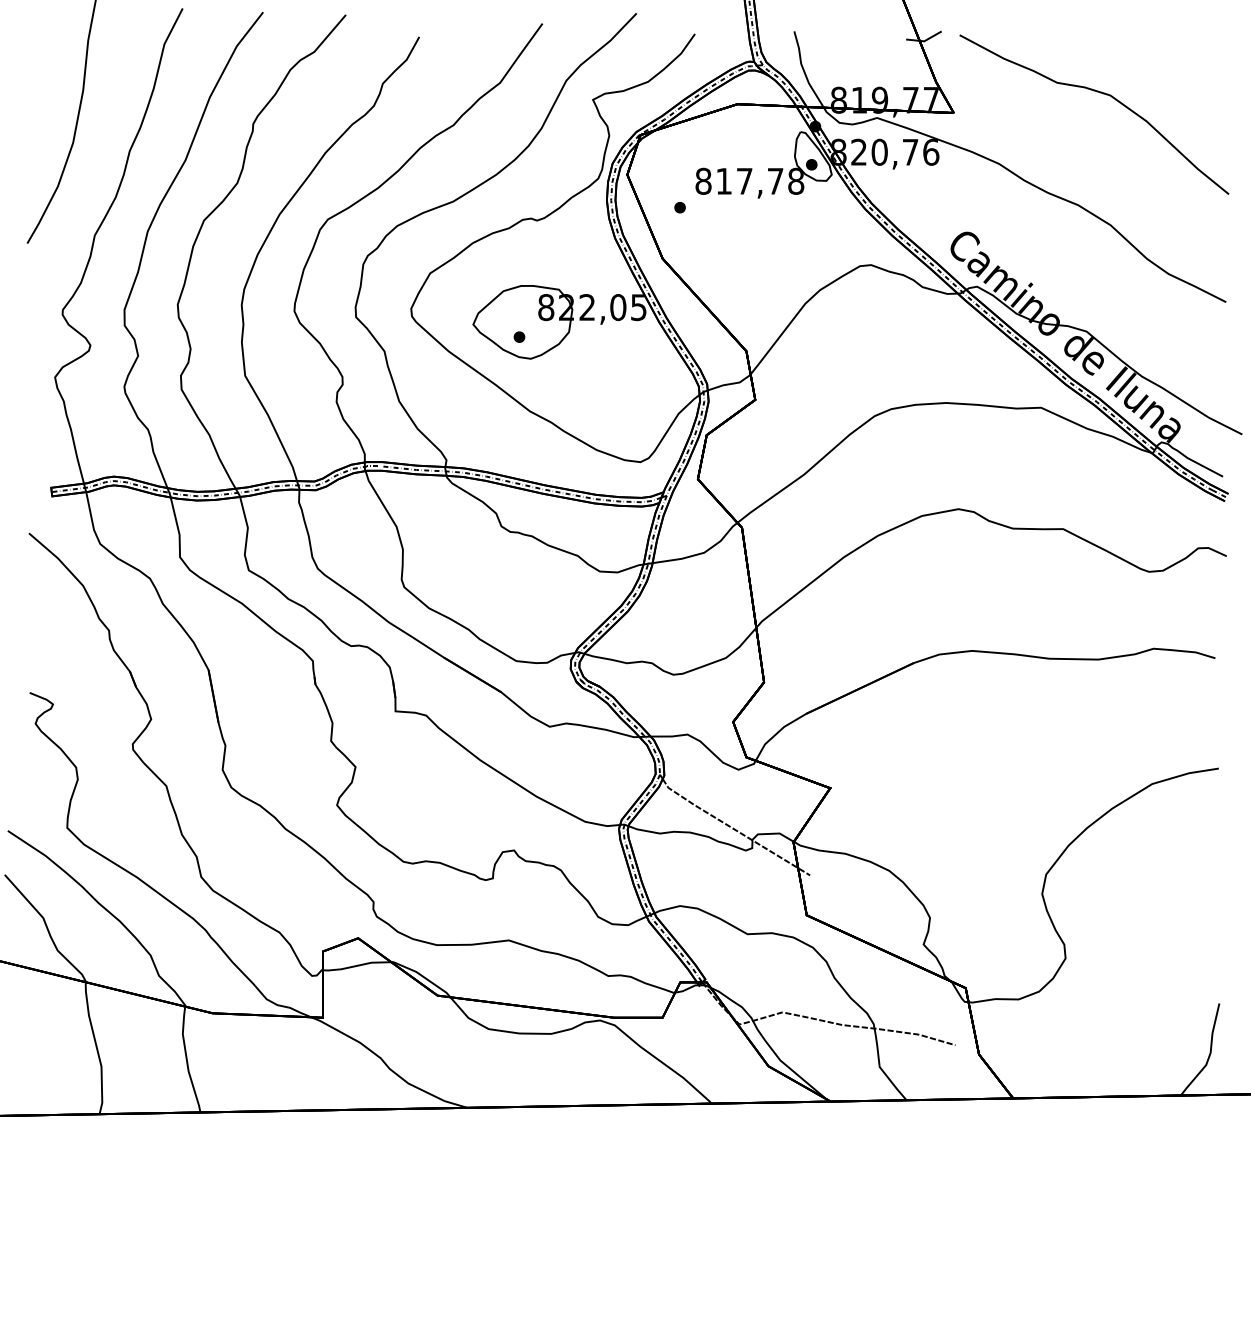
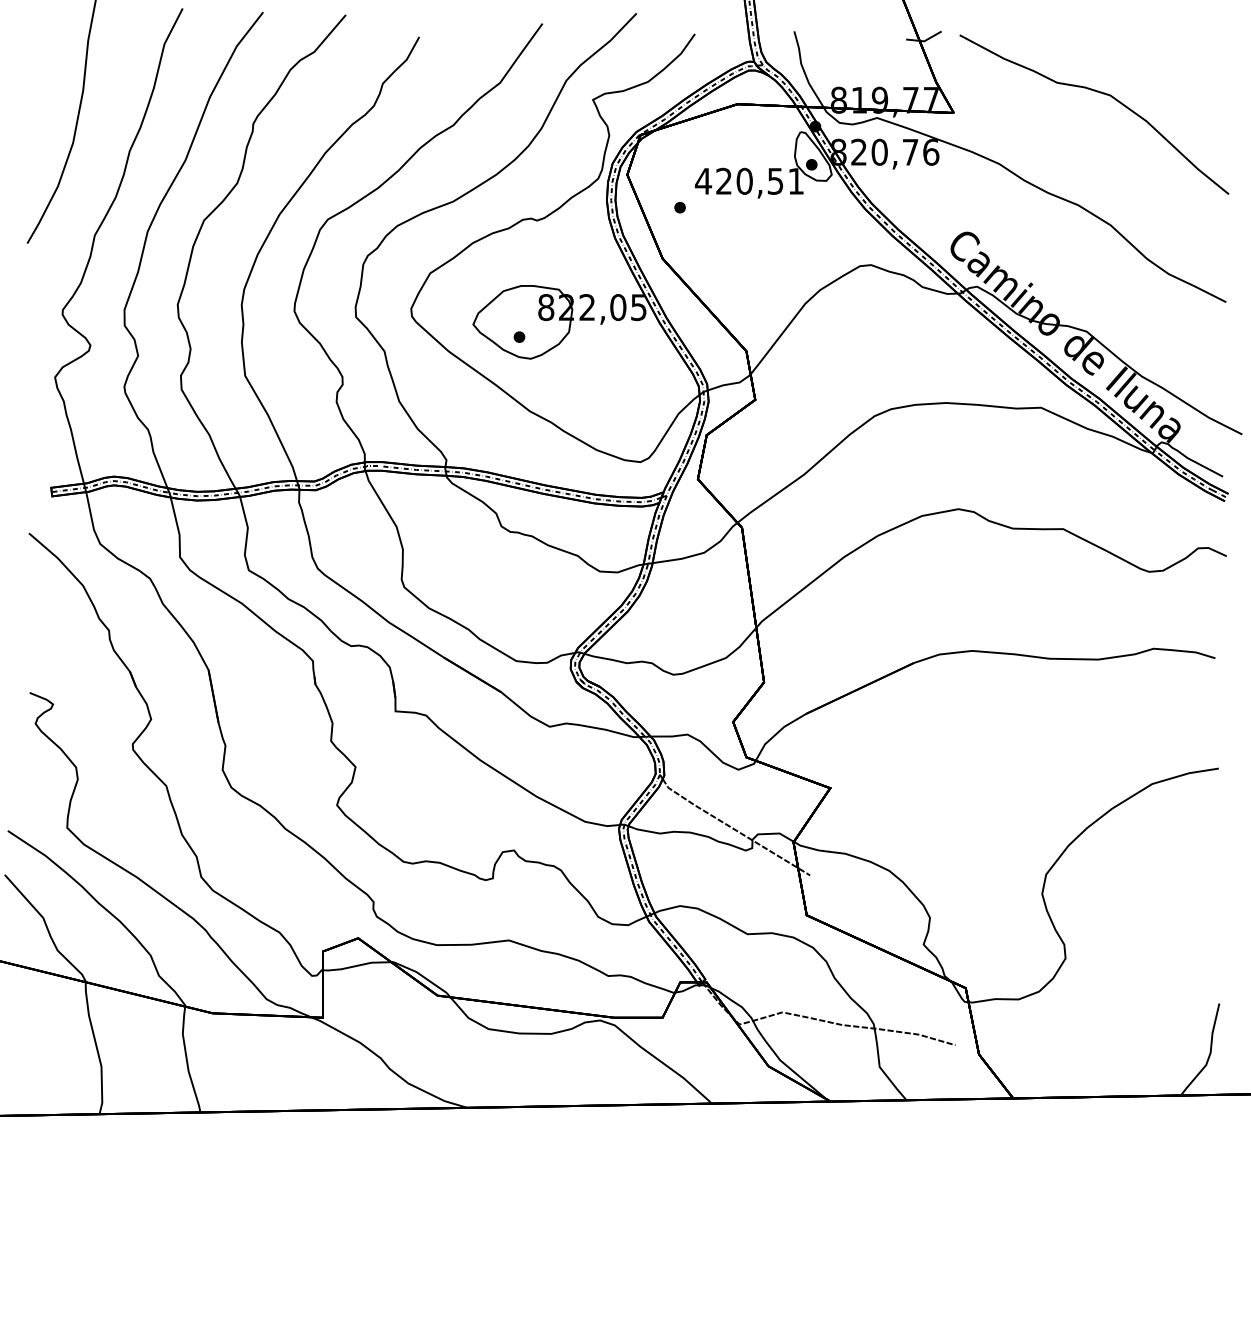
text: 817,78 -> 420,51 (749, 180)
